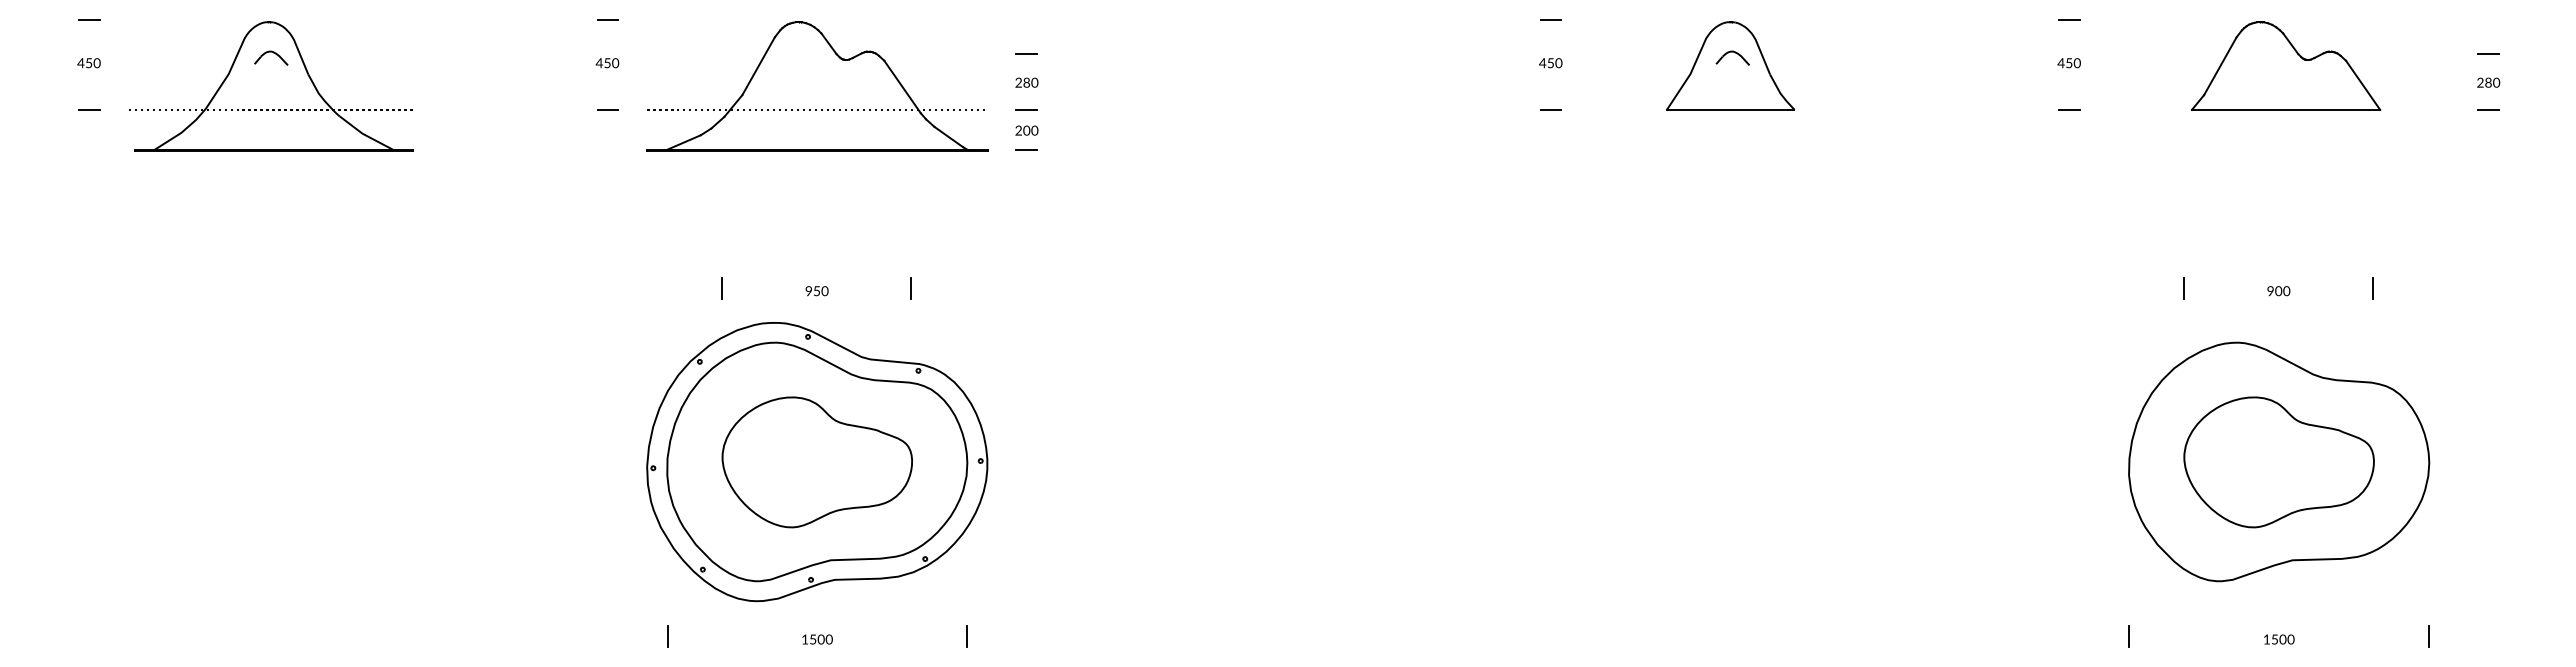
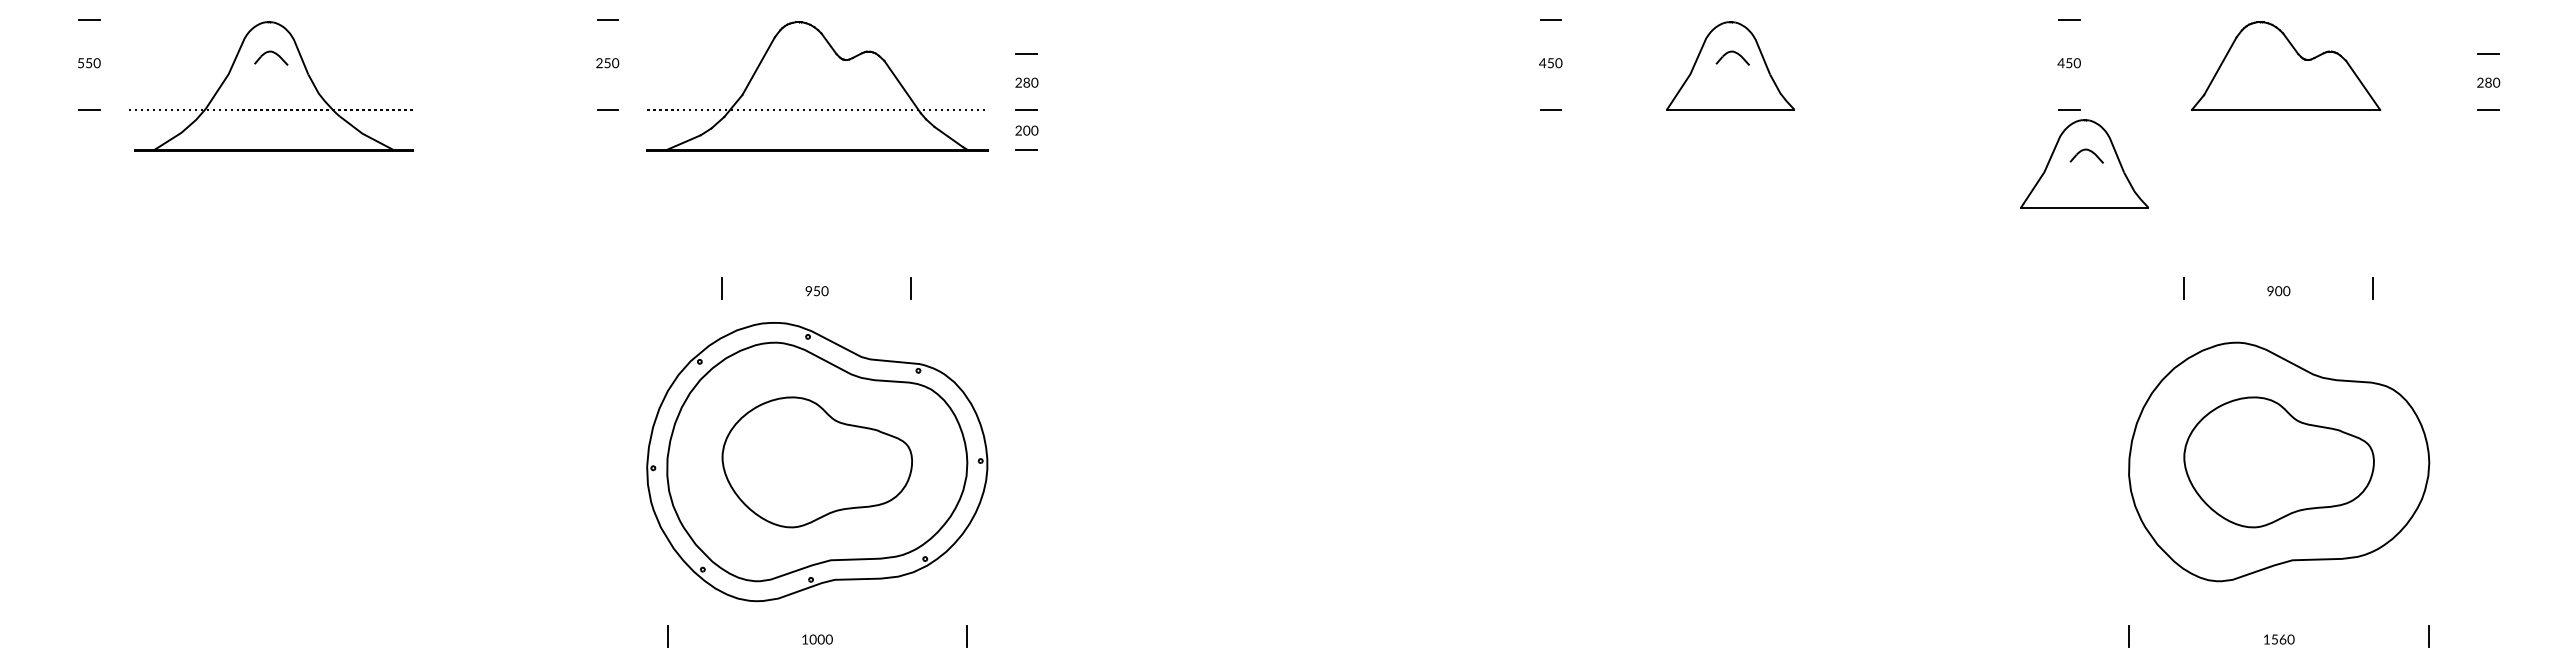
text: 450 -> 550 (80, 63)
text: 450 -> 250 (598, 63)
part: none -> present (2084, 163)
text: 1500 -> 1560 (2282, 638)
text: 1500 -> 1000 (812, 639)
